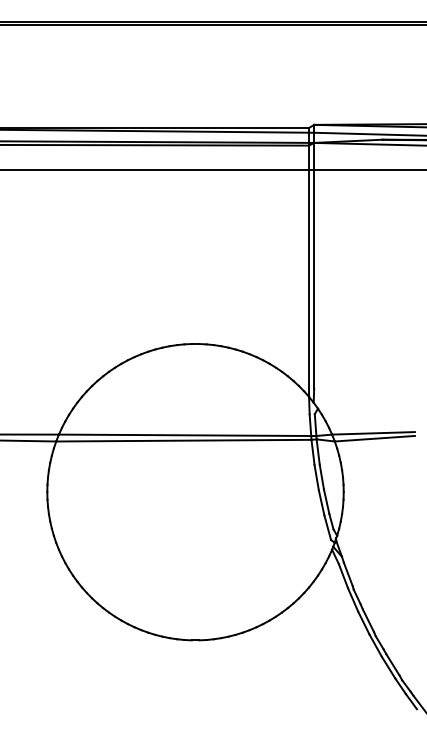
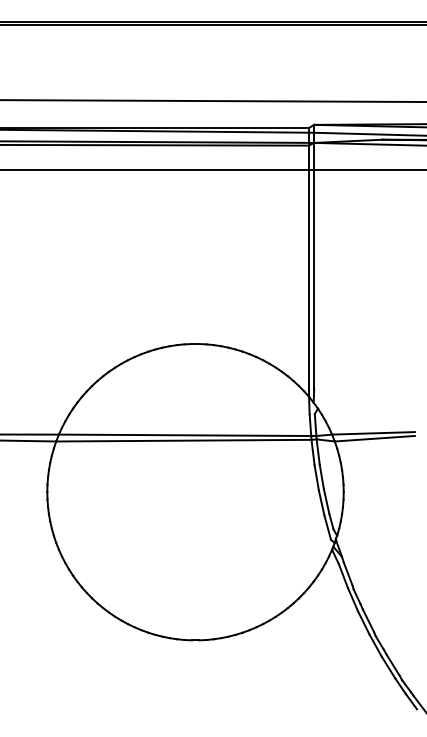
line: none -> present (212, 101)
